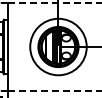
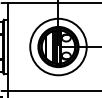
line: dashed -> solid (55, 3)
line: dashed -> solid (55, 90)
